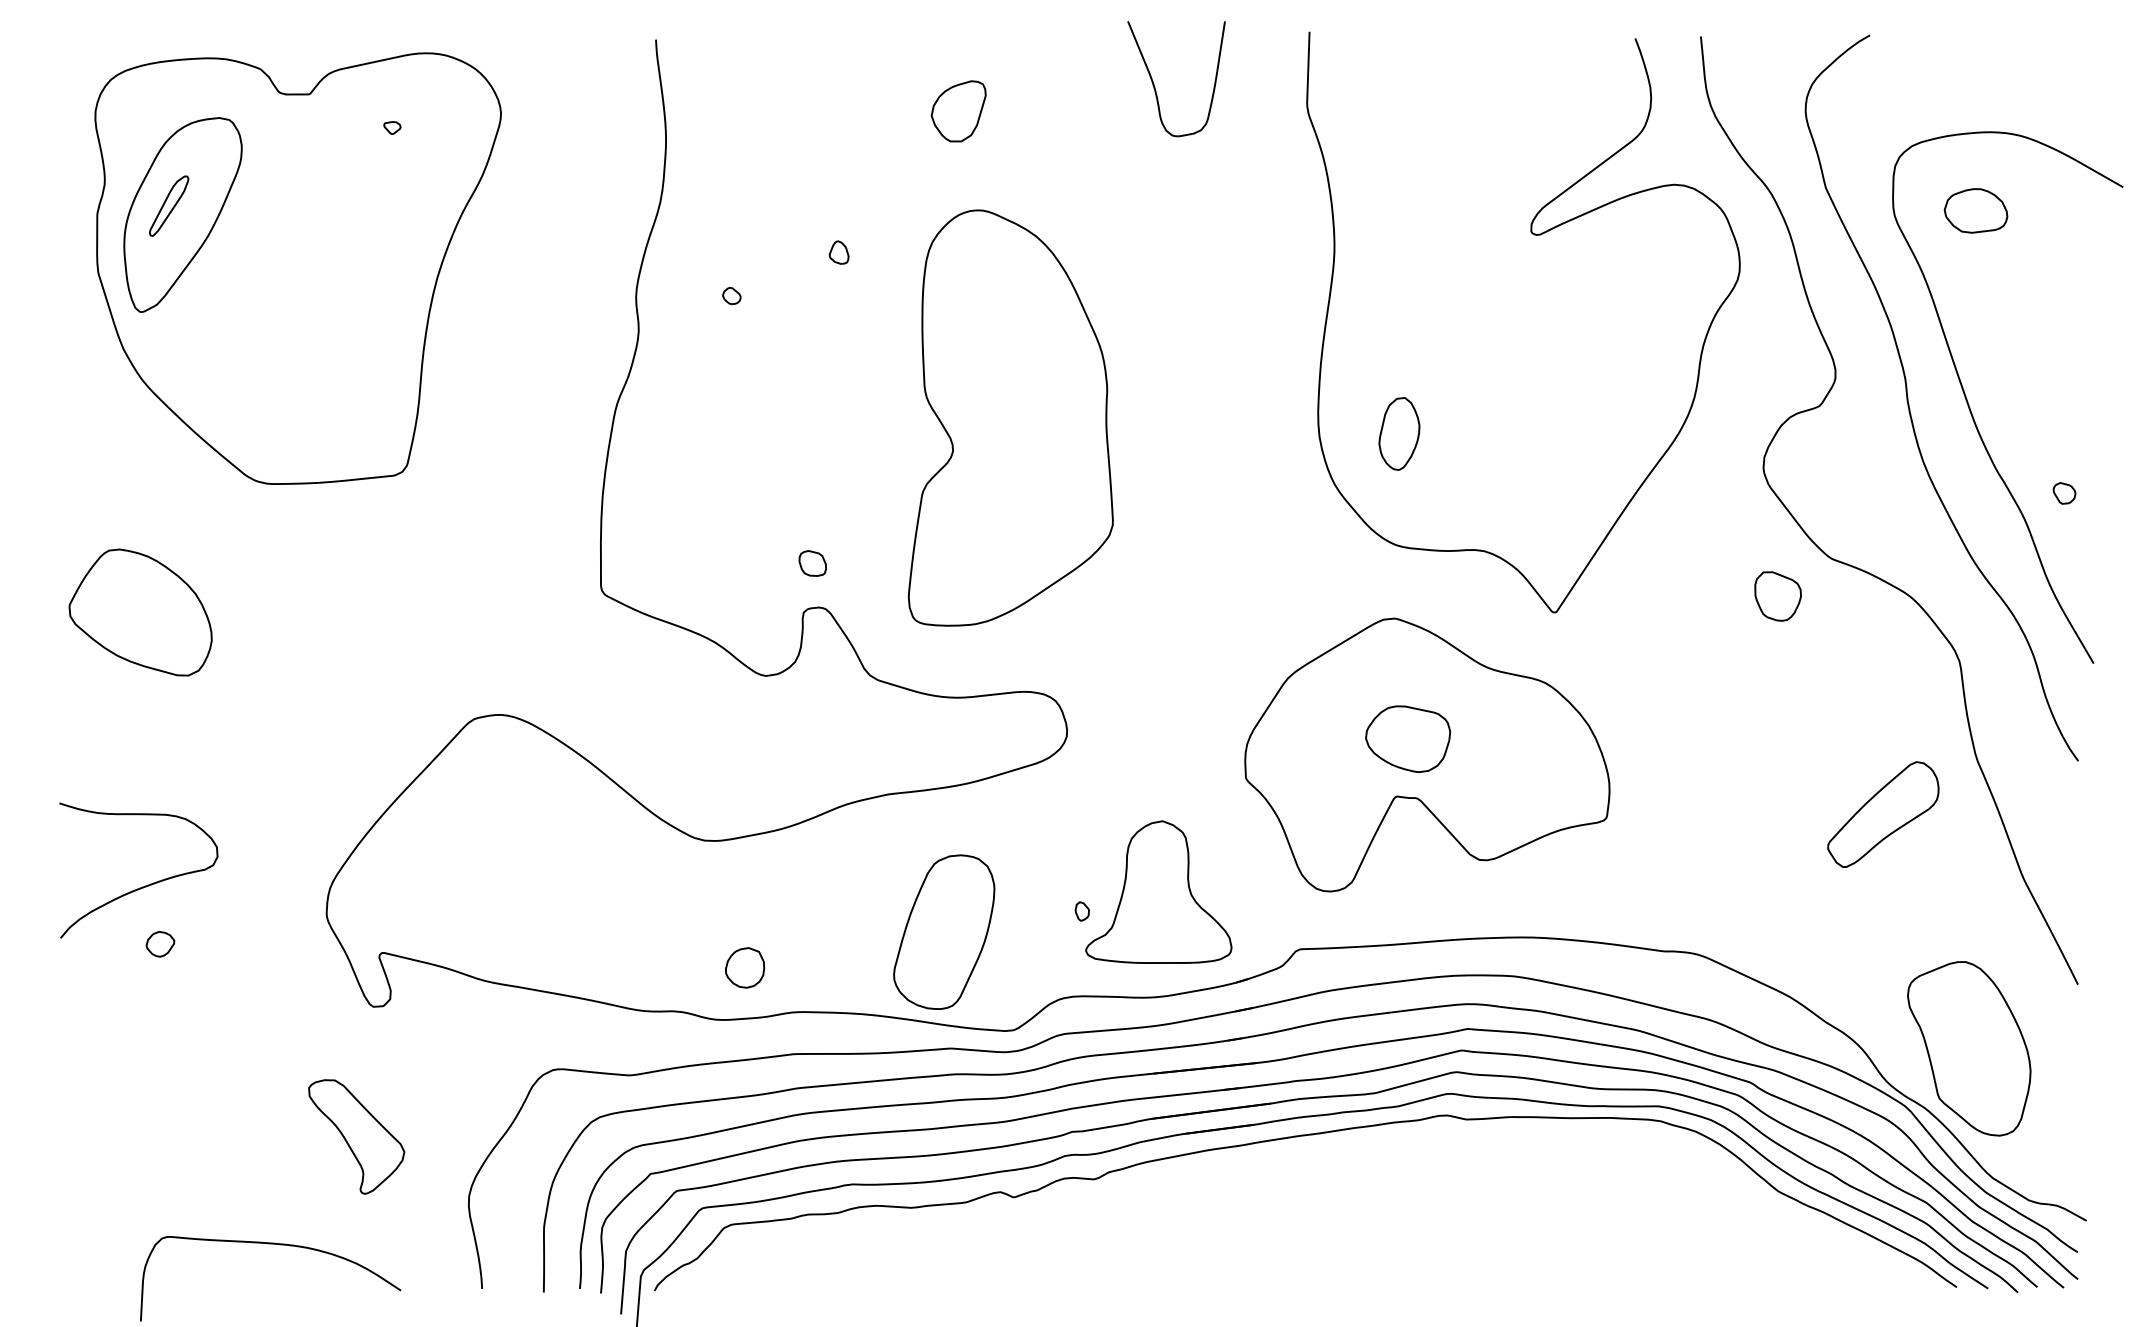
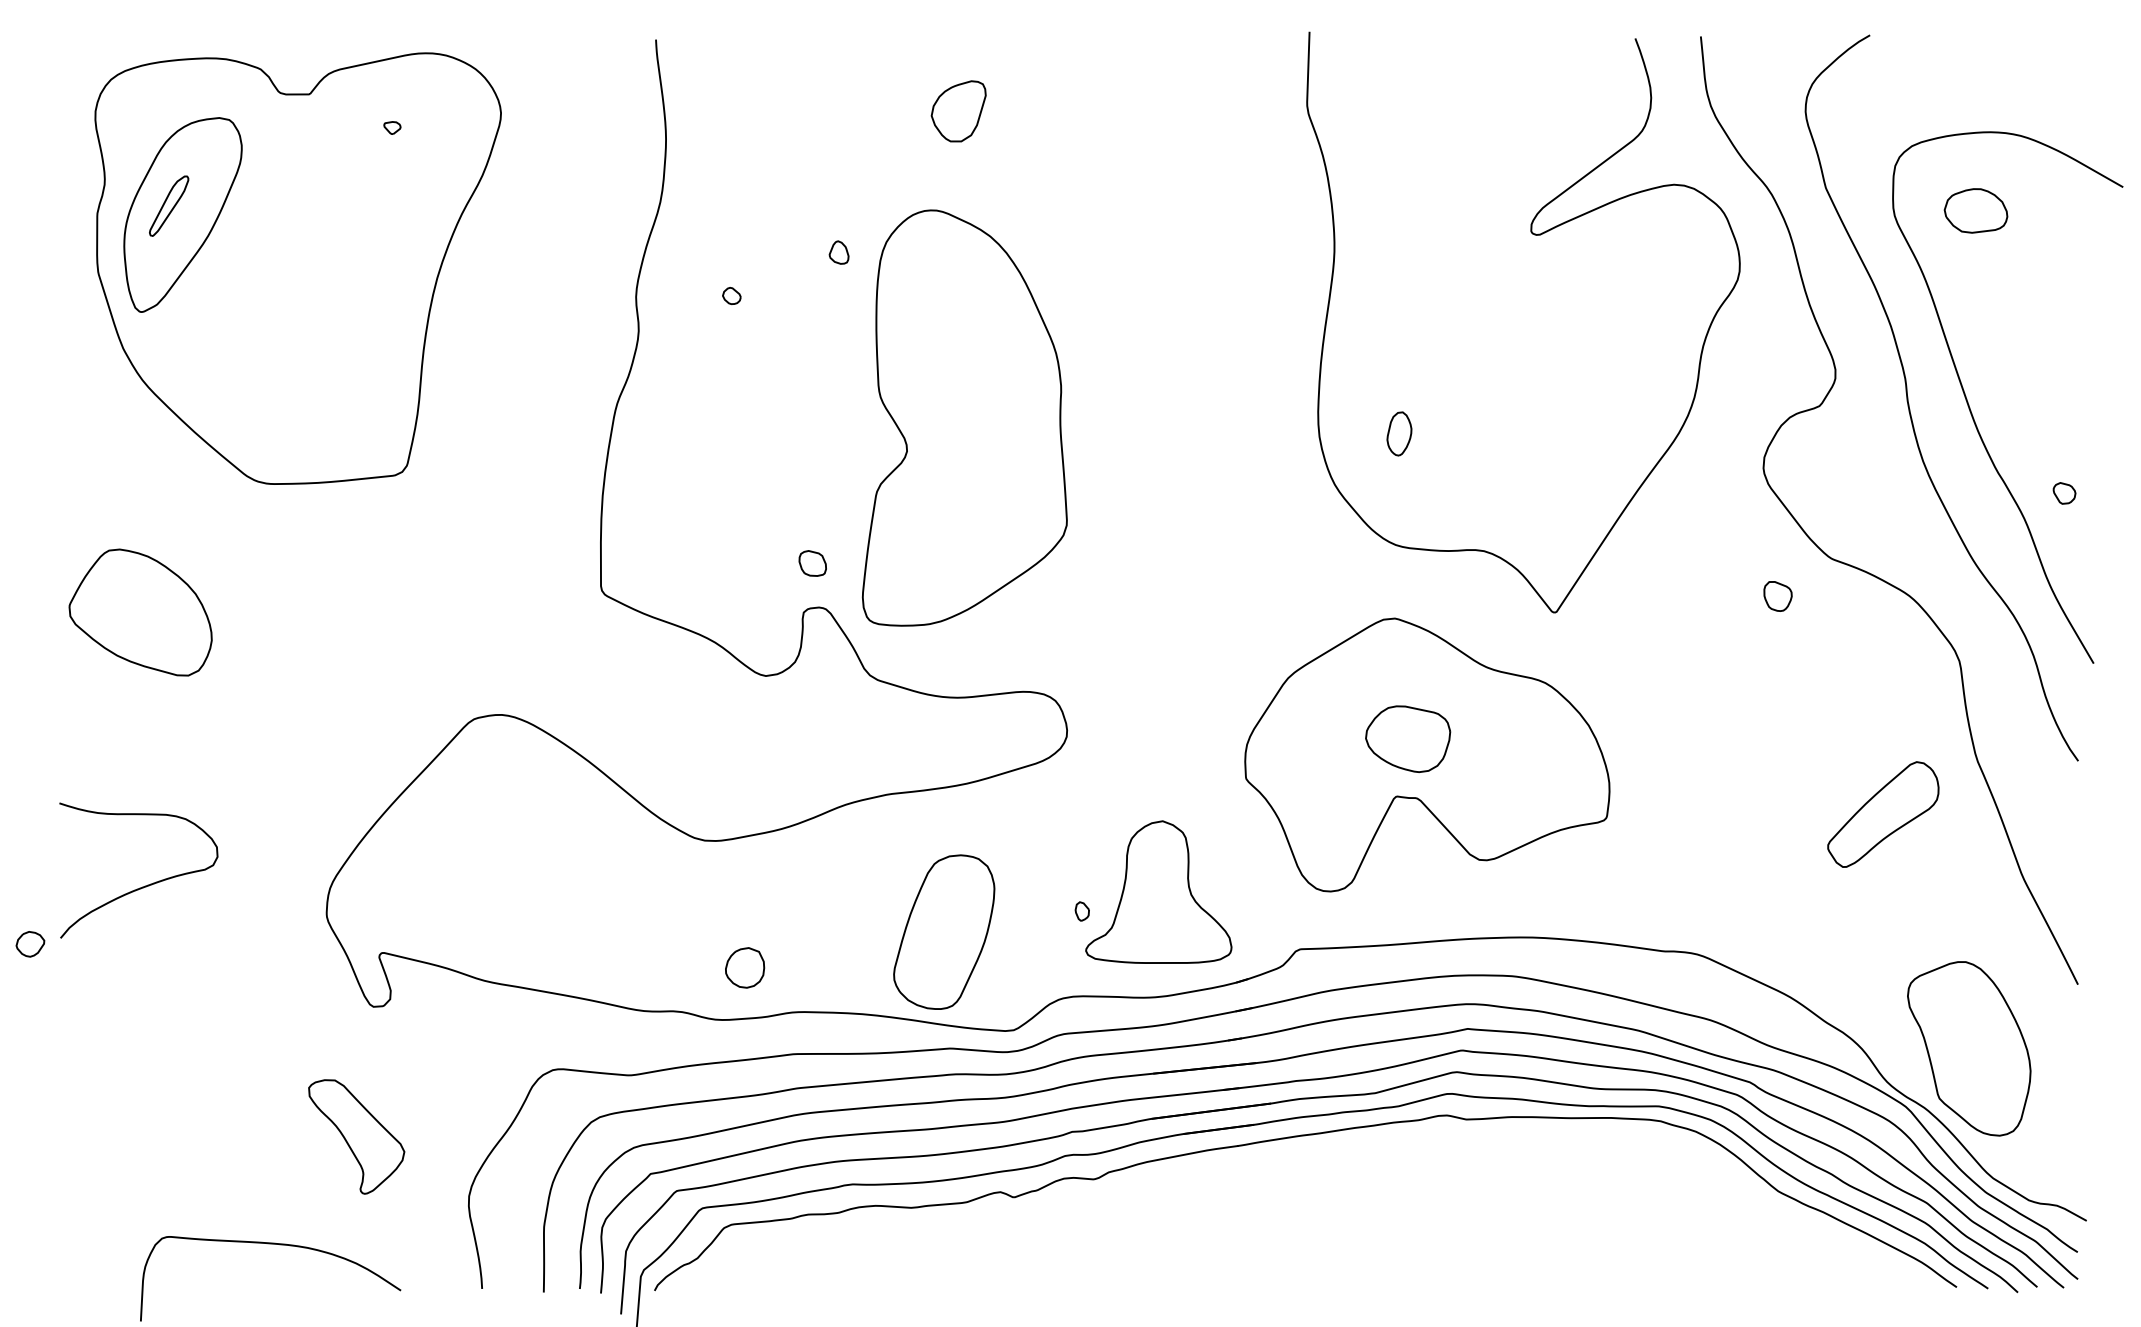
curve: present -> none (1155, 87)
part position: (1010, 417) -> (964, 417) (964, 417)
part size: 43x74 px -> 27x46 px (1399, 433)
part size: 48x51 px -> 30x31 px (1777, 596)
part position: (160, 944) -> (30, 944) (30, 944)
